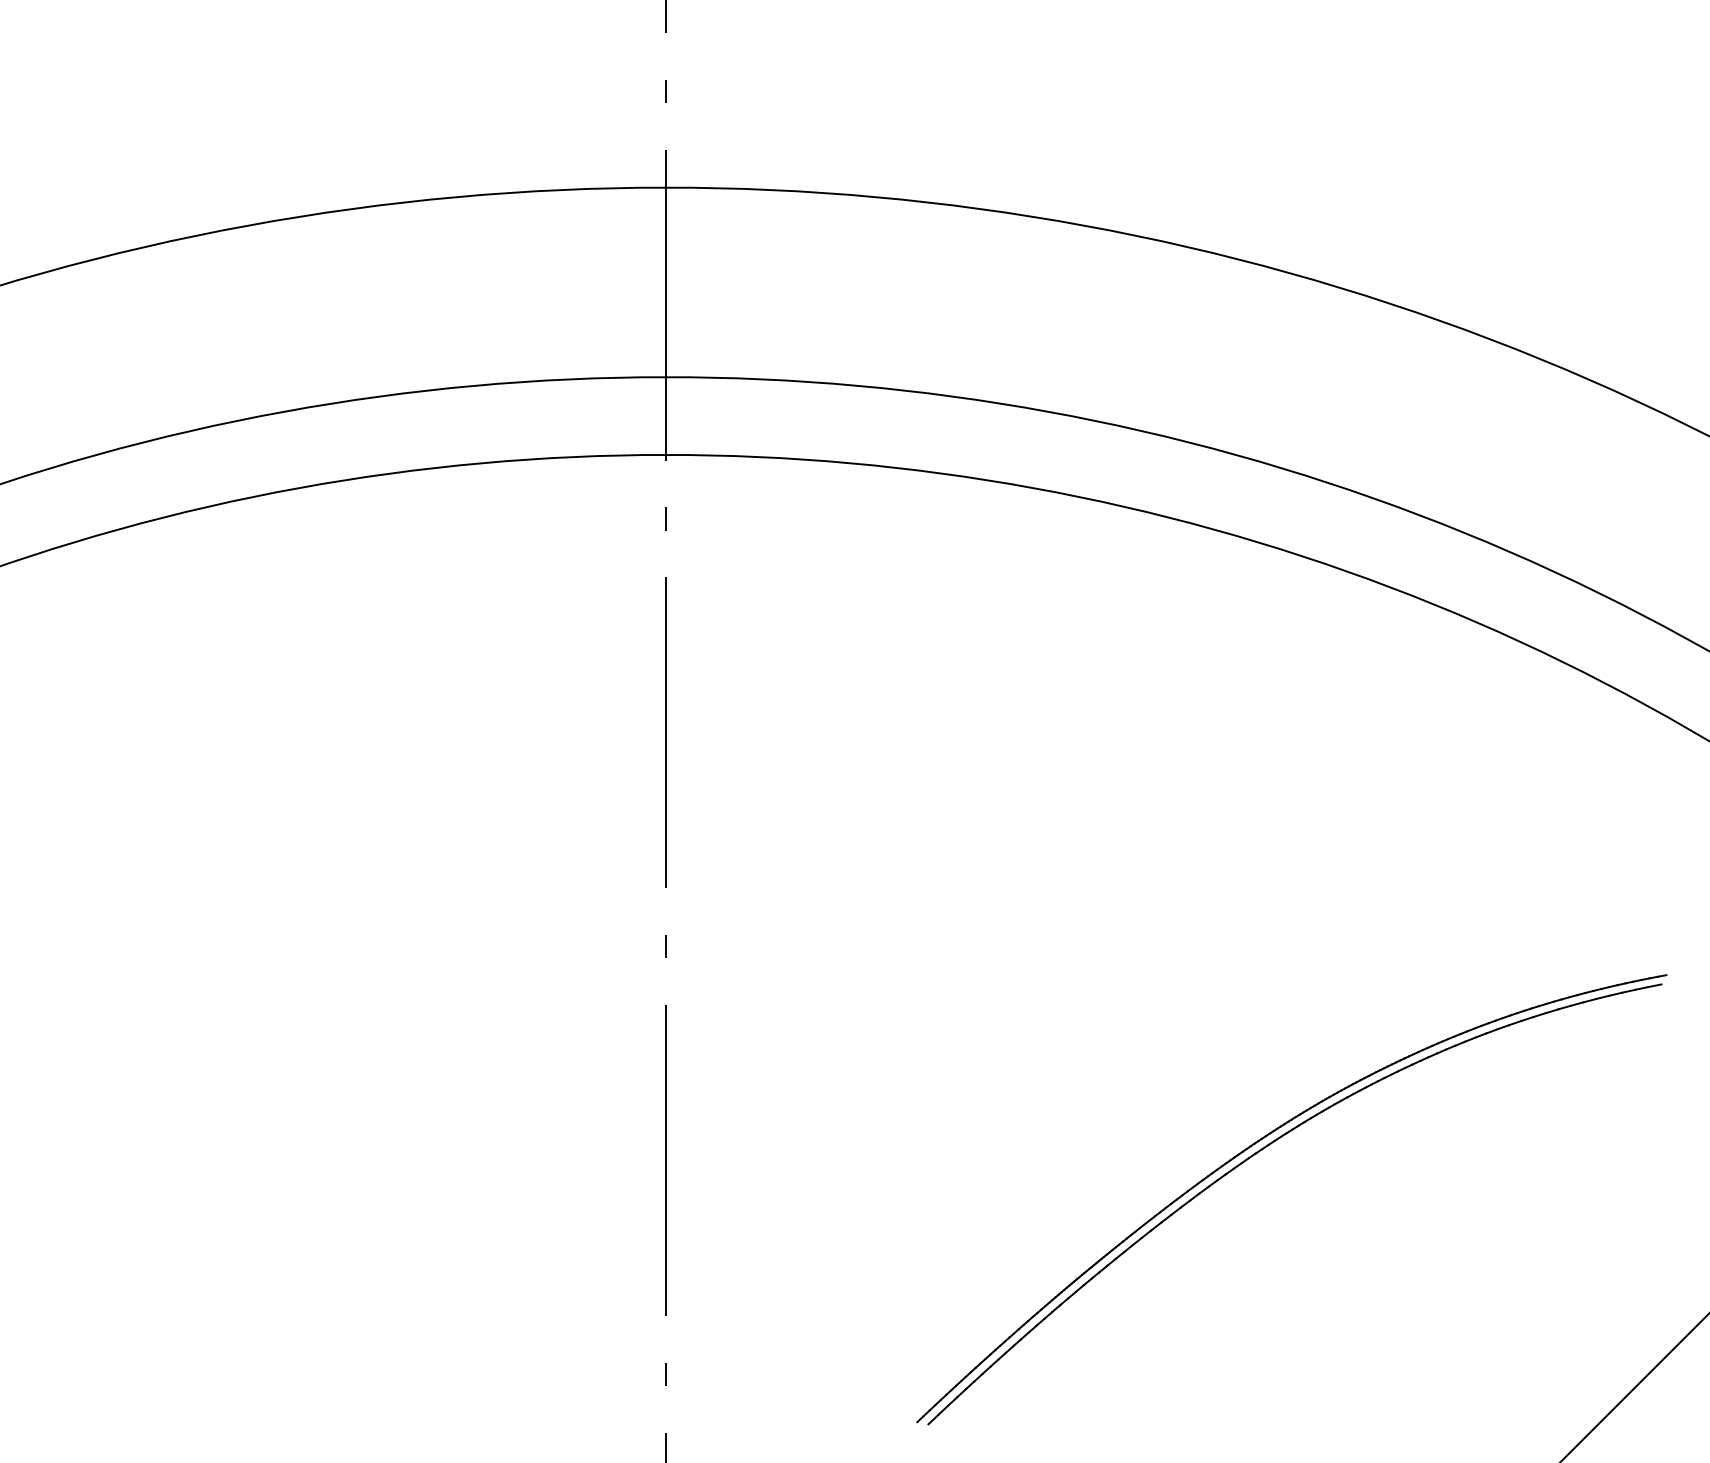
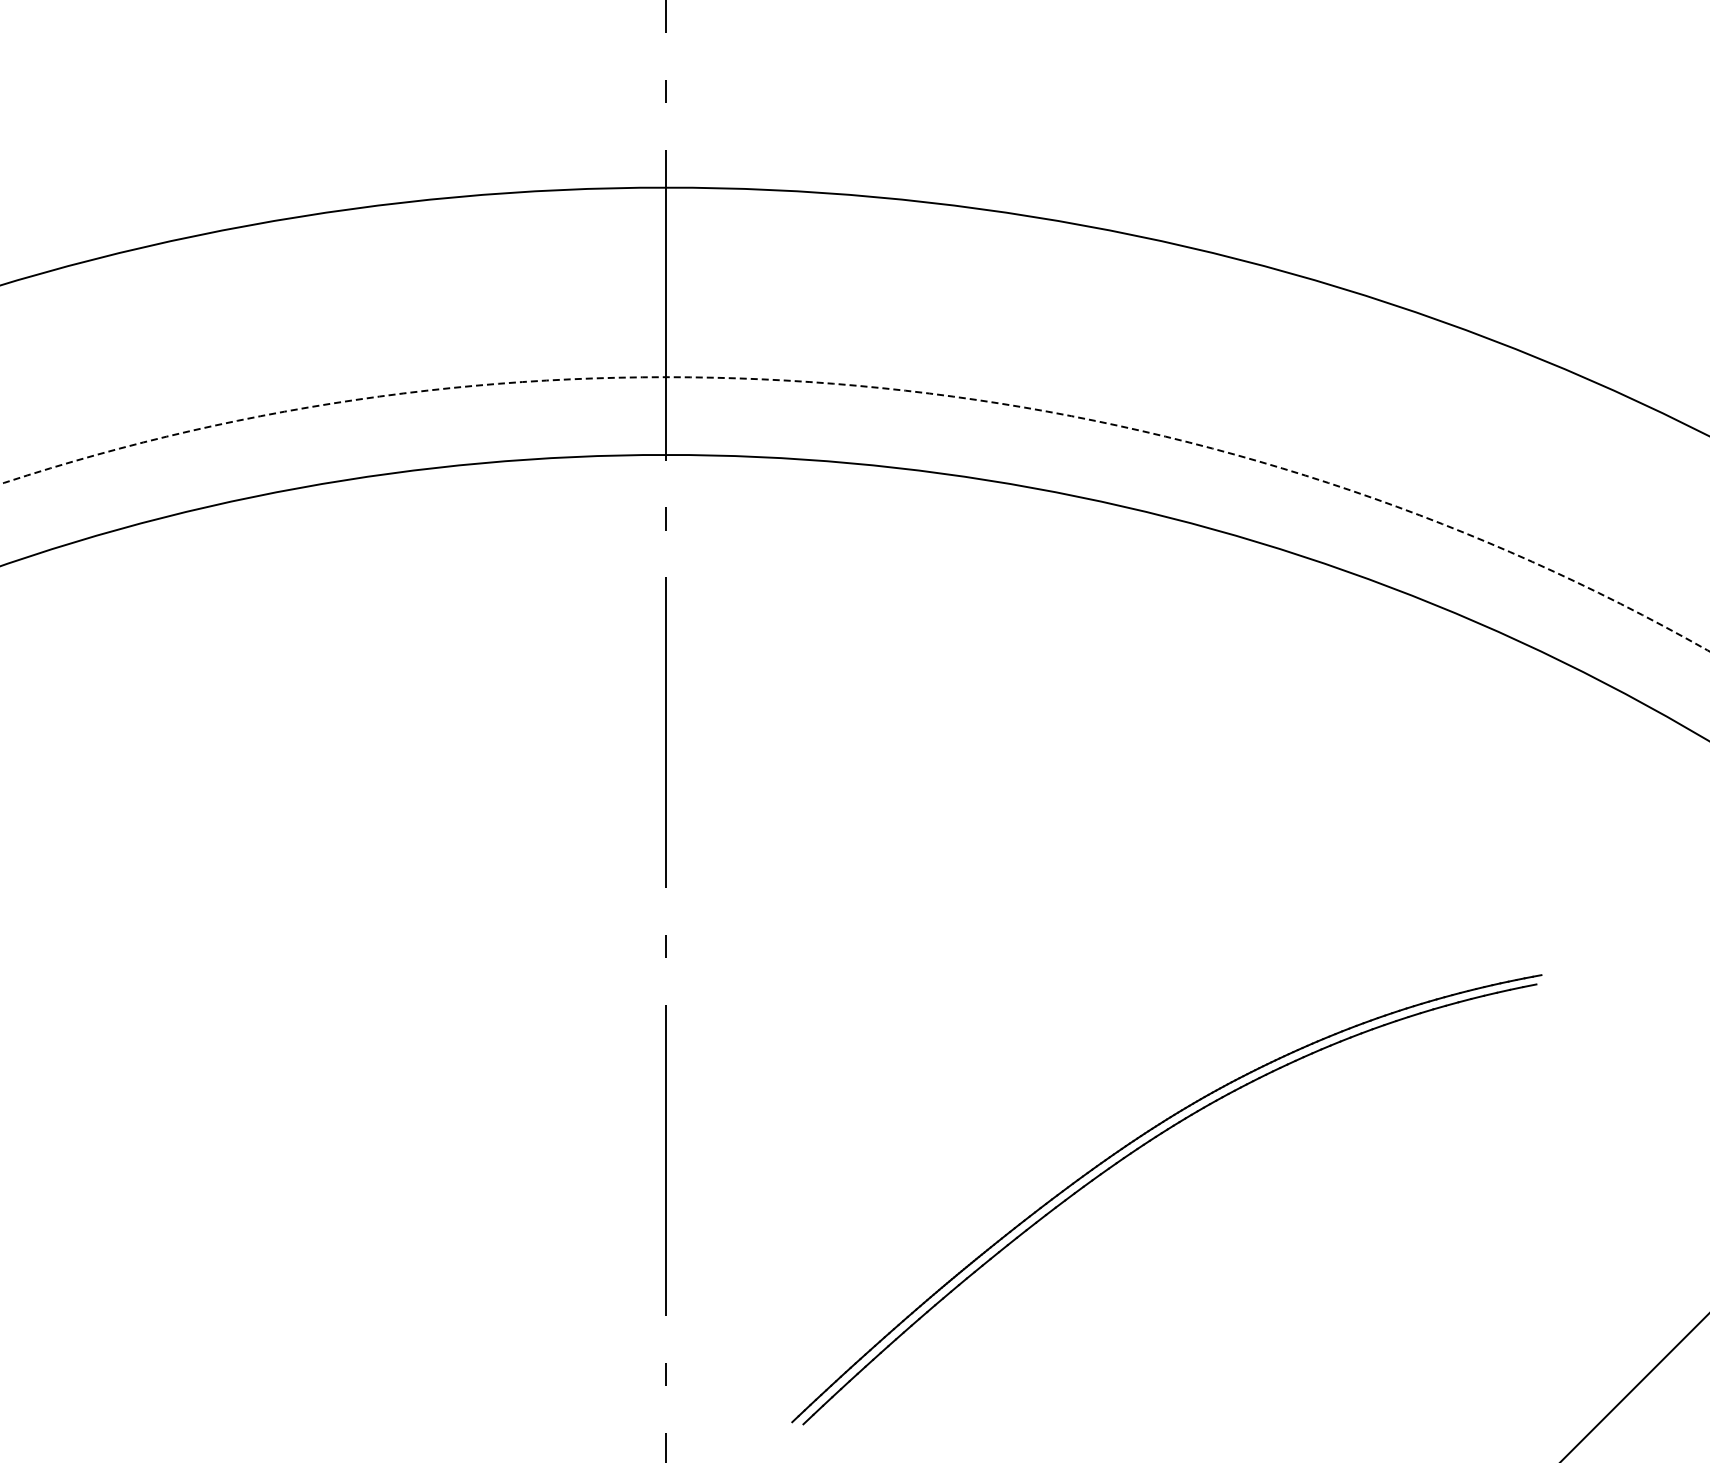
arc: solid -> dashed (876, 387)
part position: (1259, 1152) -> (1134, 1152) (1134, 1152)
